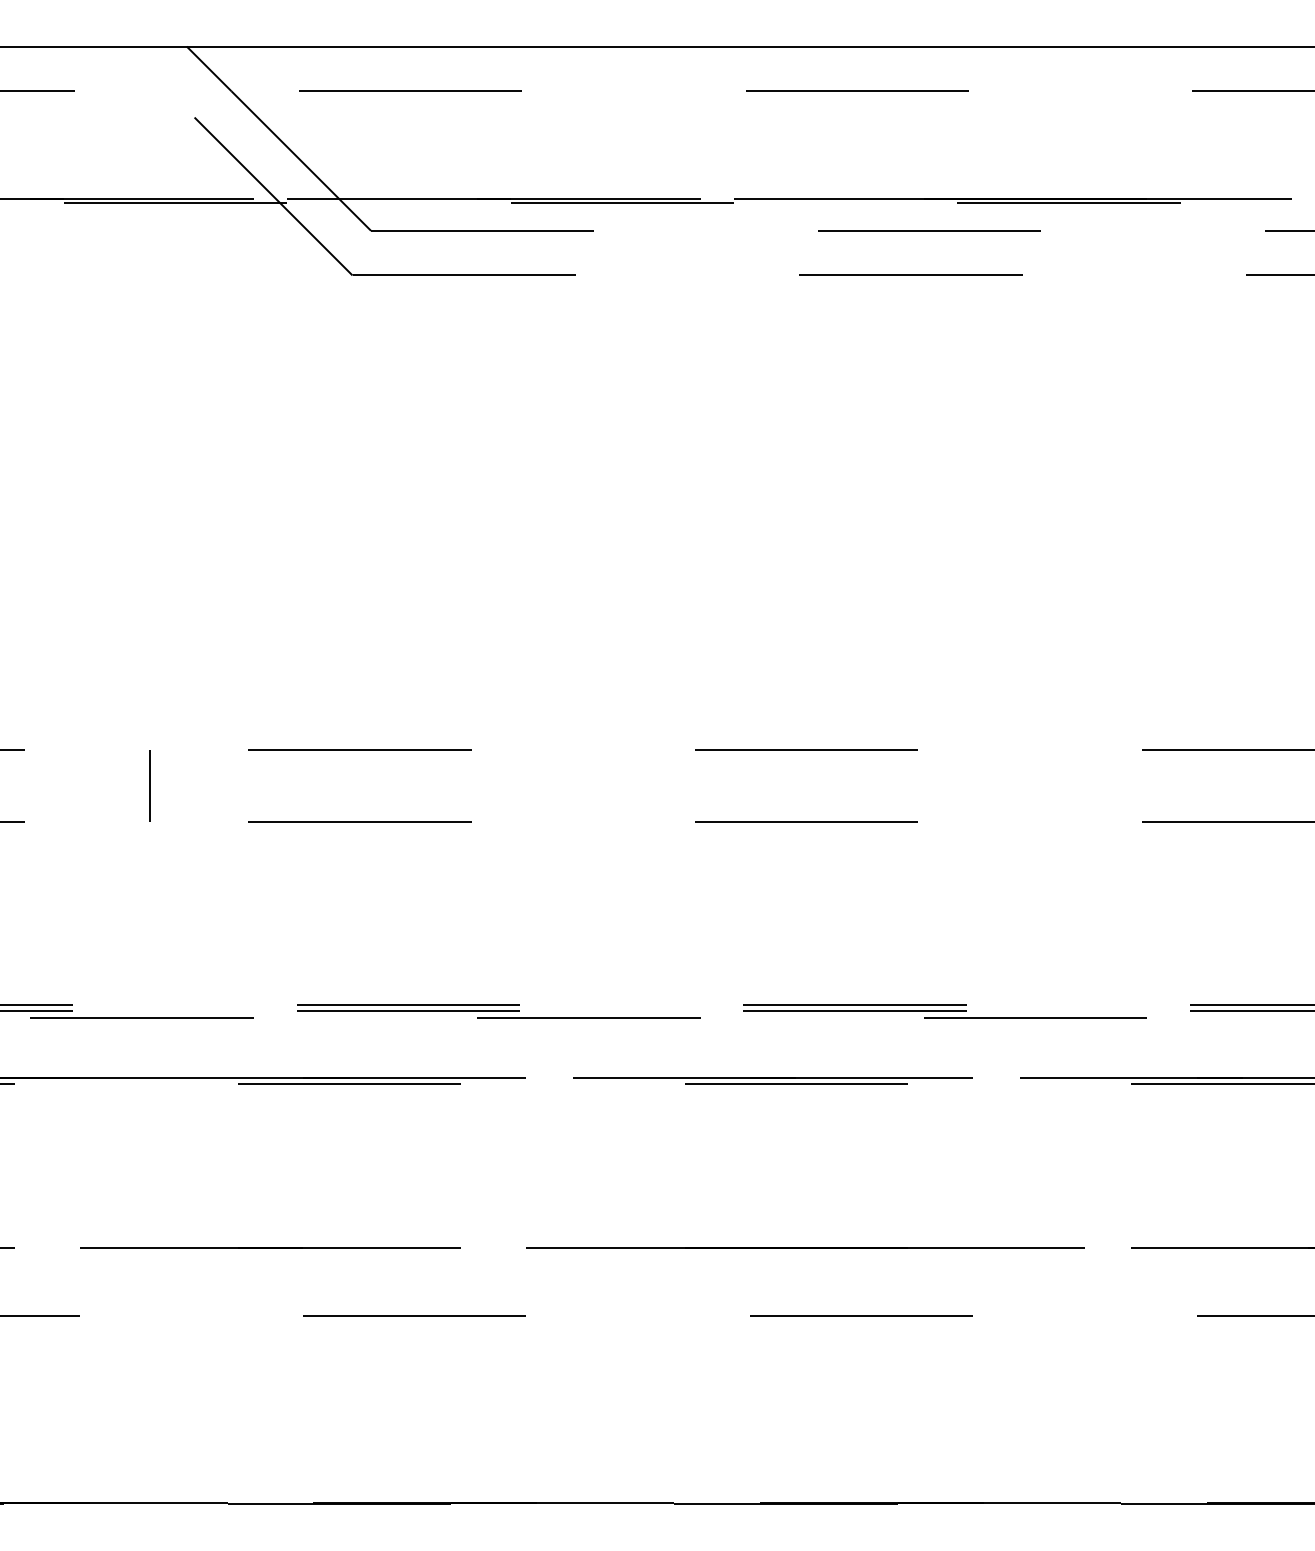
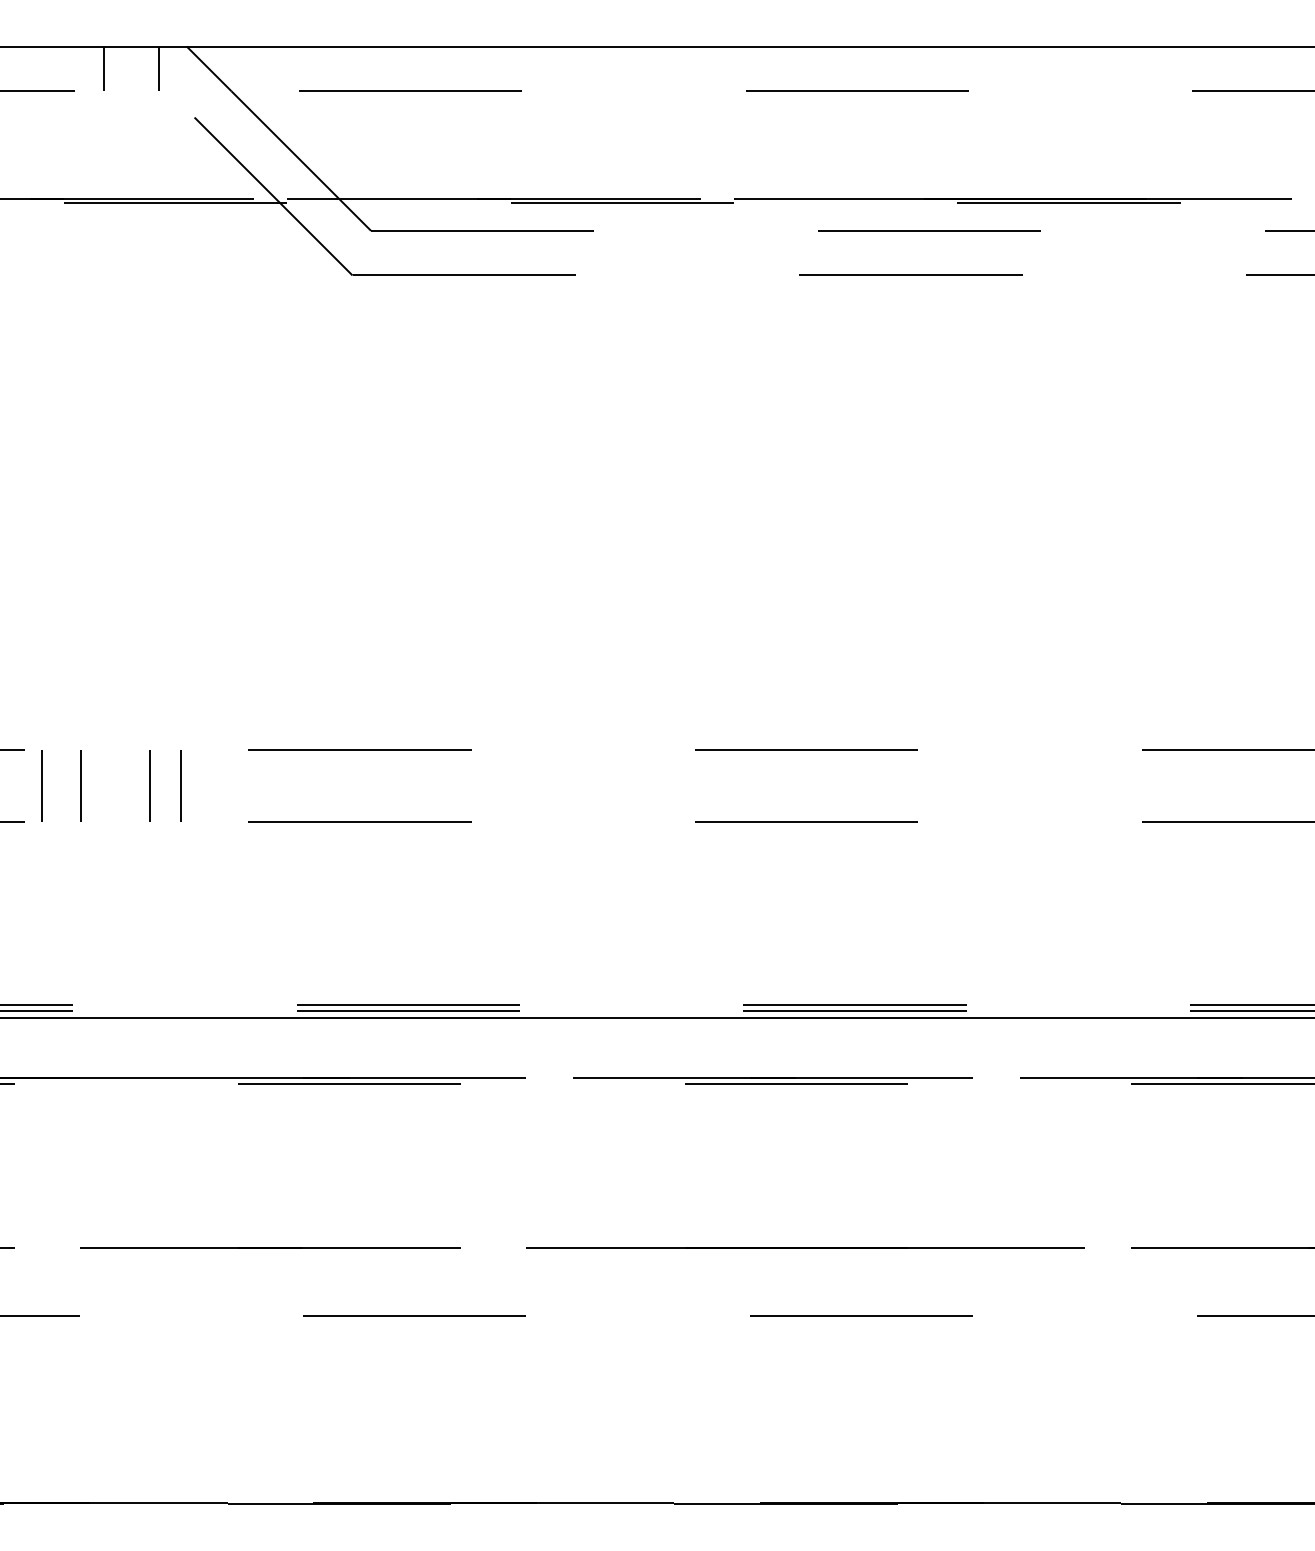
line: none -> present (103, 68)
line: none -> present (158, 68)
line: none -> present (41, 785)
line: none -> present (80, 785)
line: none -> present (181, 785)
line: dashed -> solid (657, 1018)
